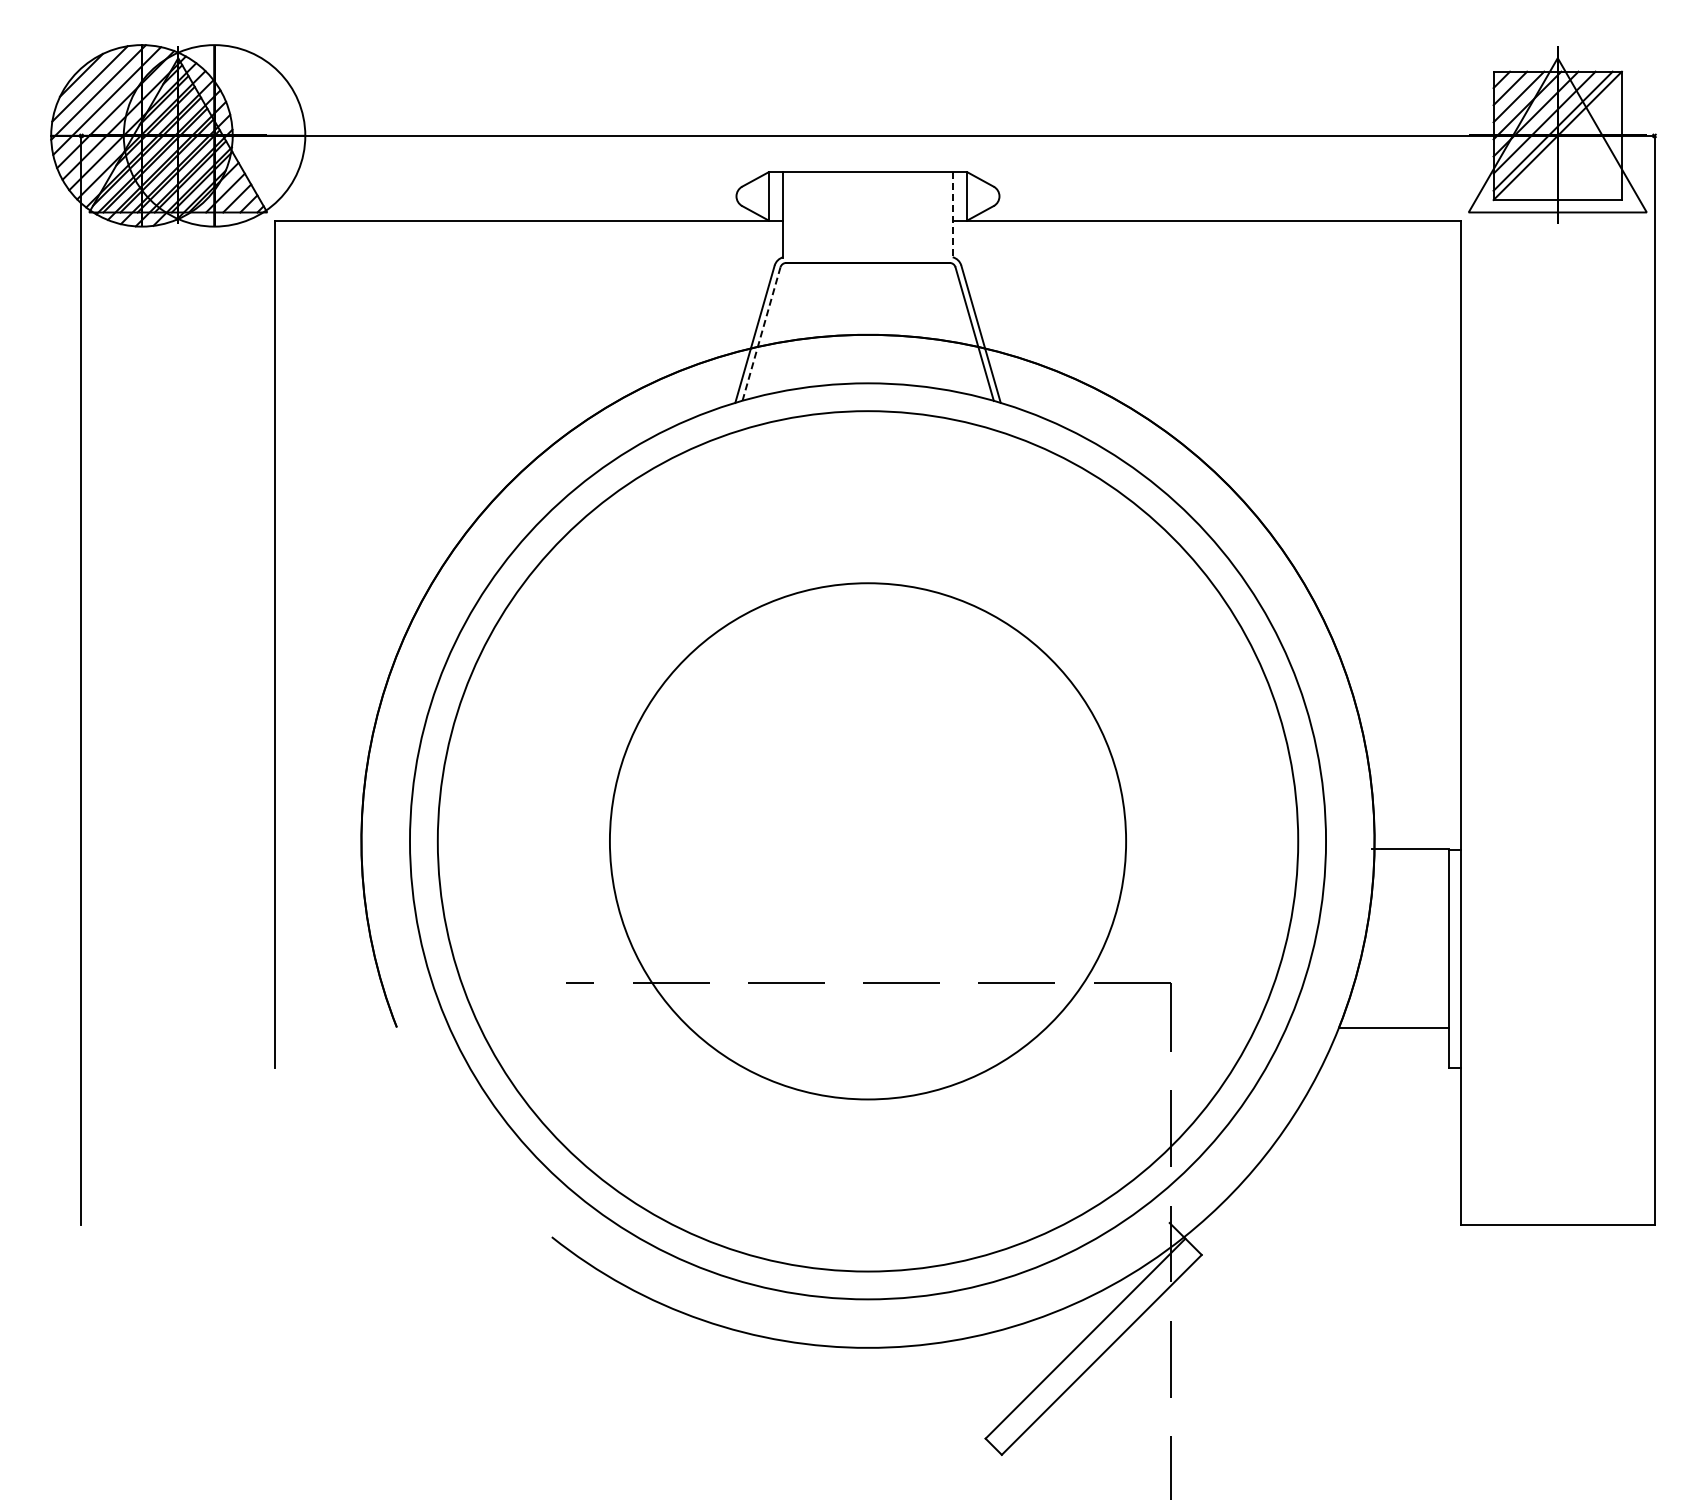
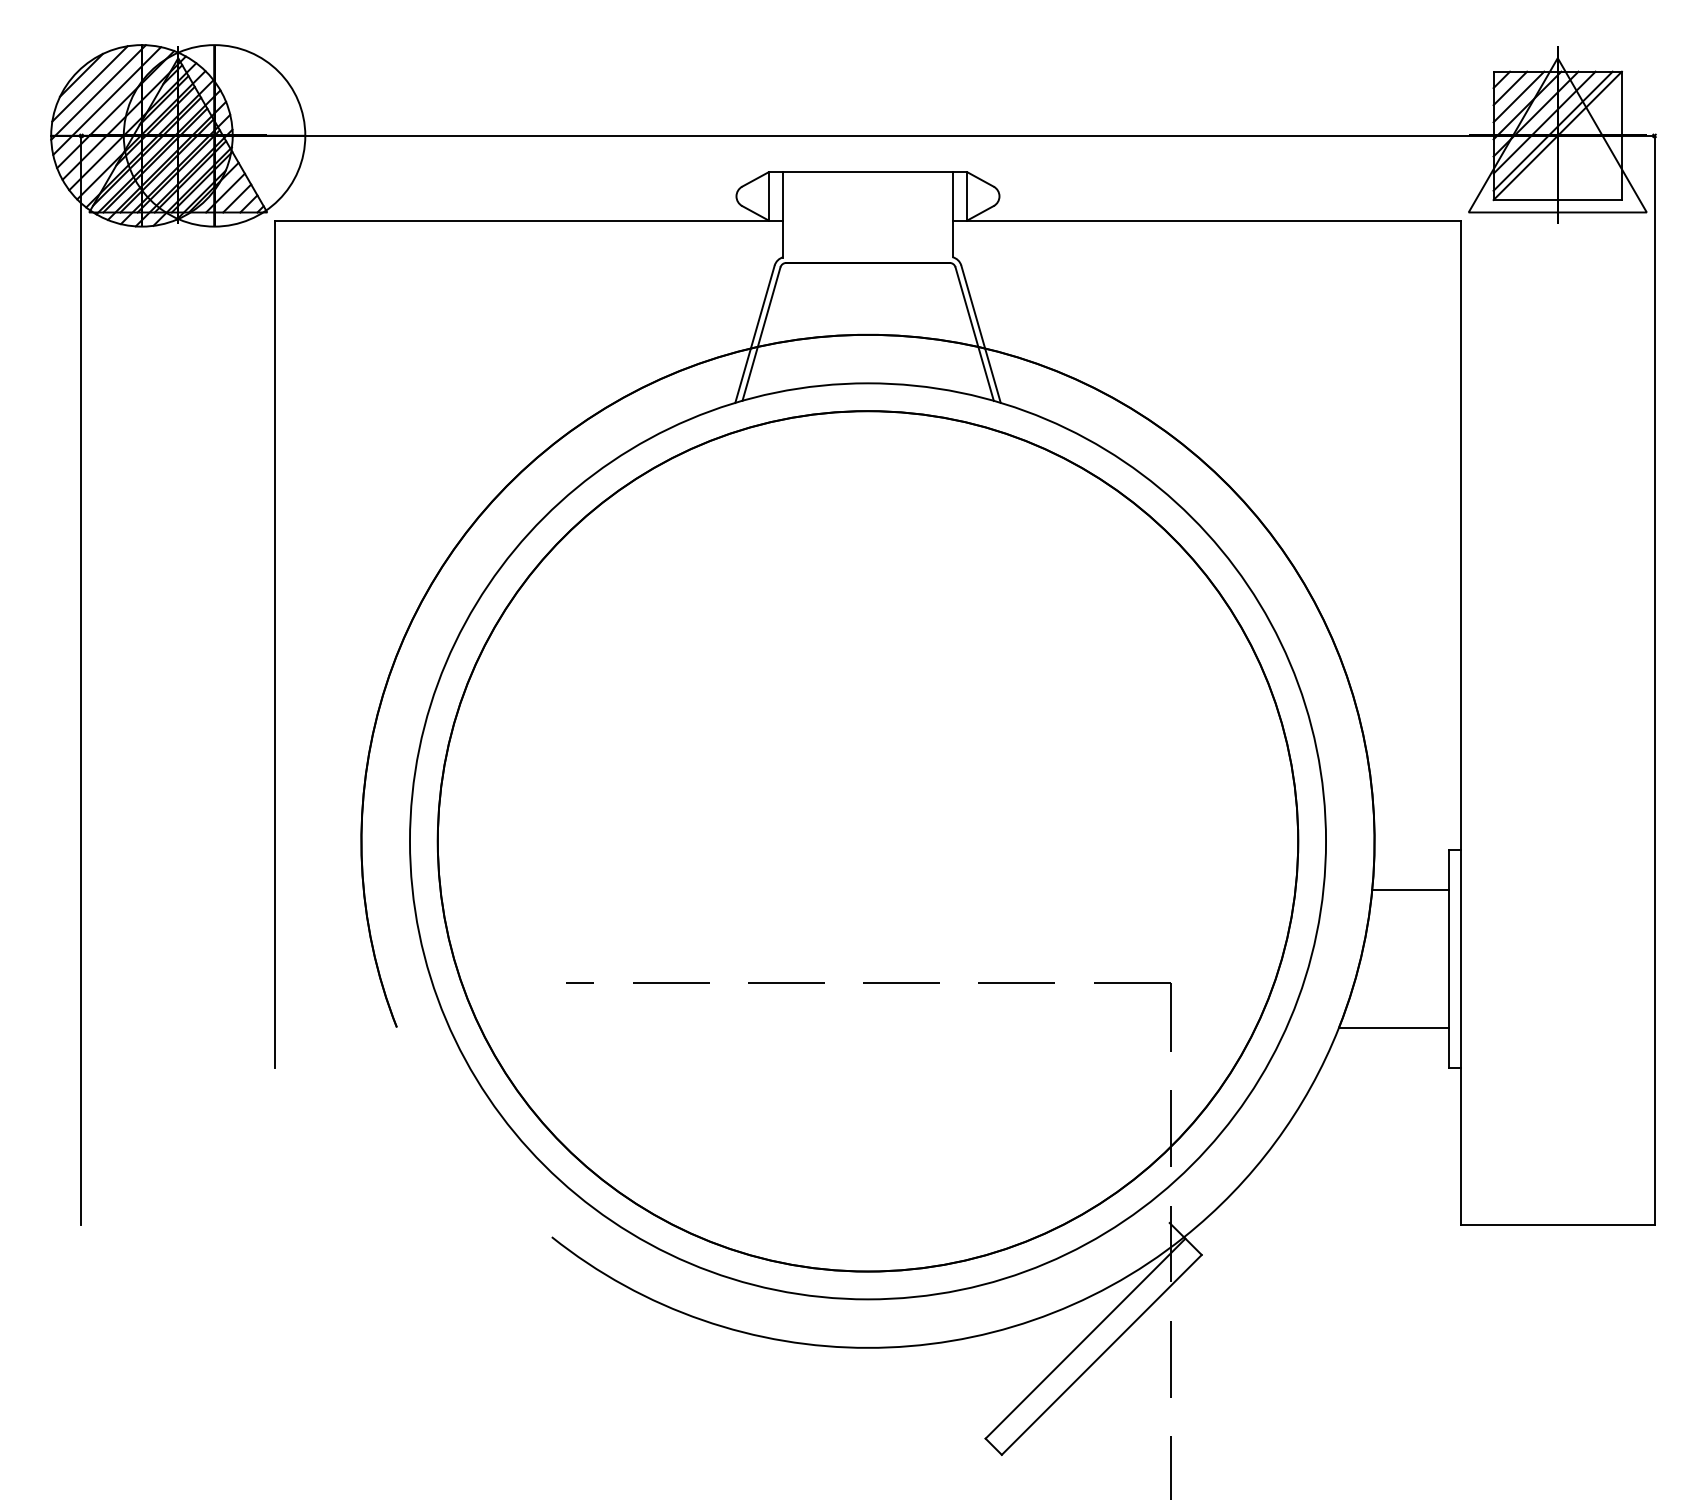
line: dashed -> solid (952, 214)
line: dashed -> solid (761, 333)
circle diameter: 516 px -> 860 px (867, 841)
line position: (1410, 848) -> (1410, 889) (1410, 889)
